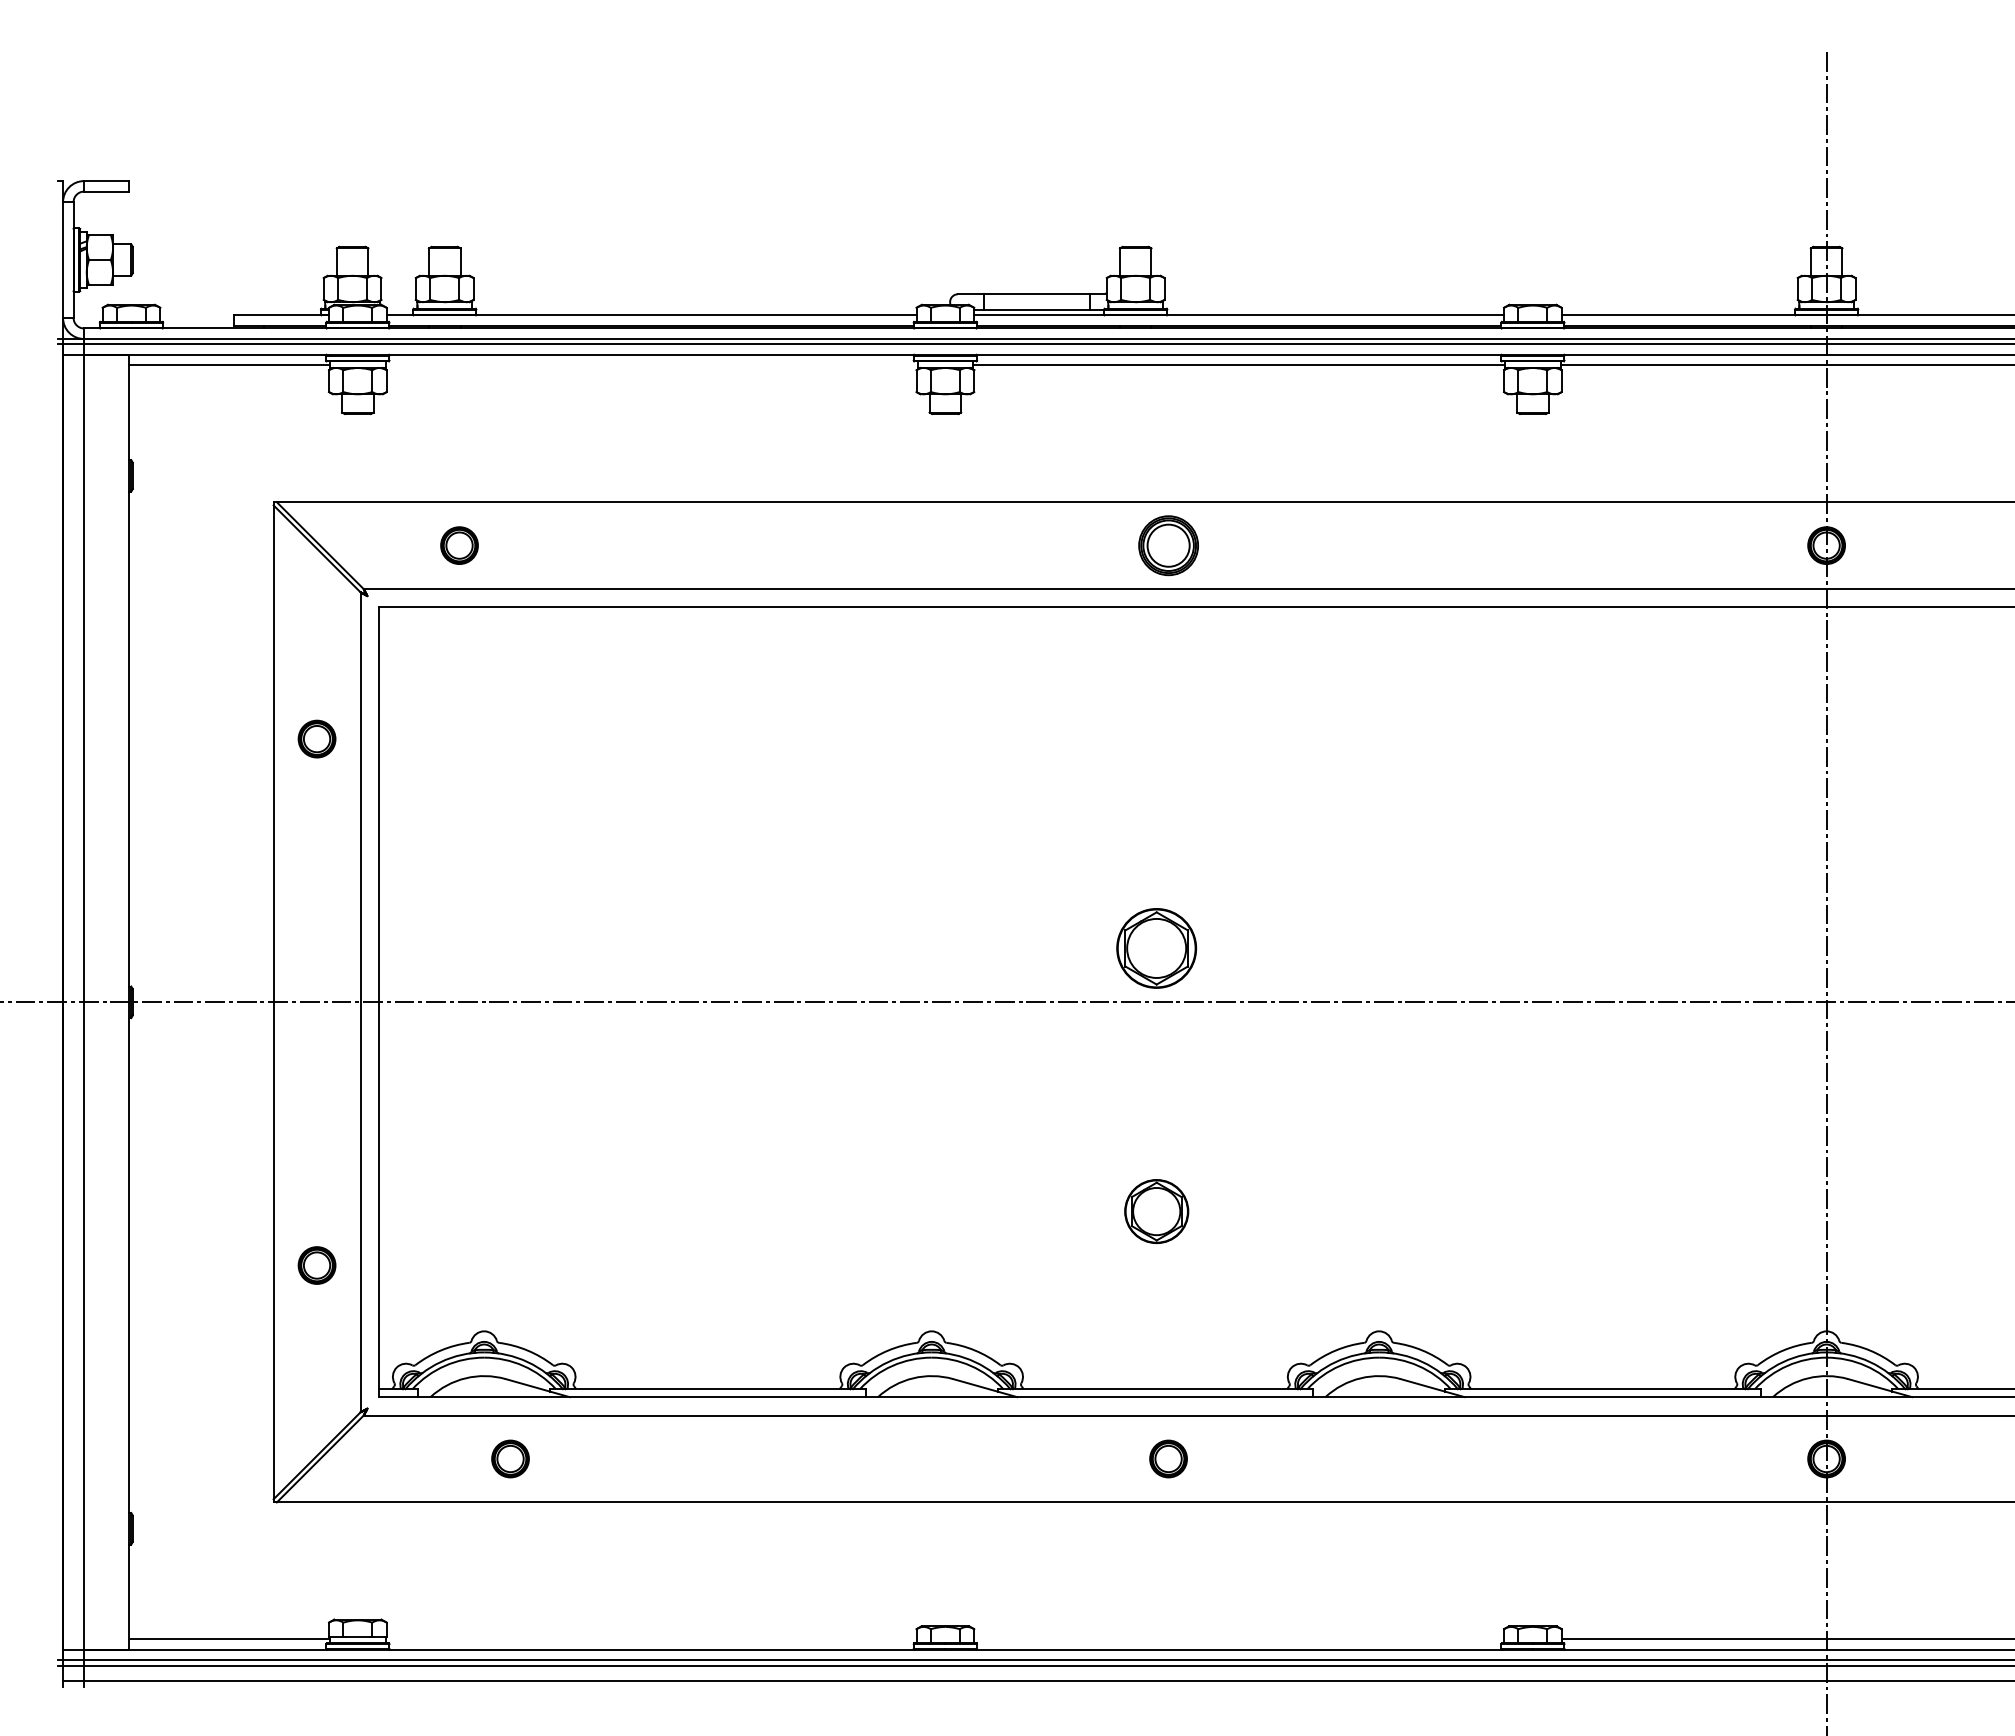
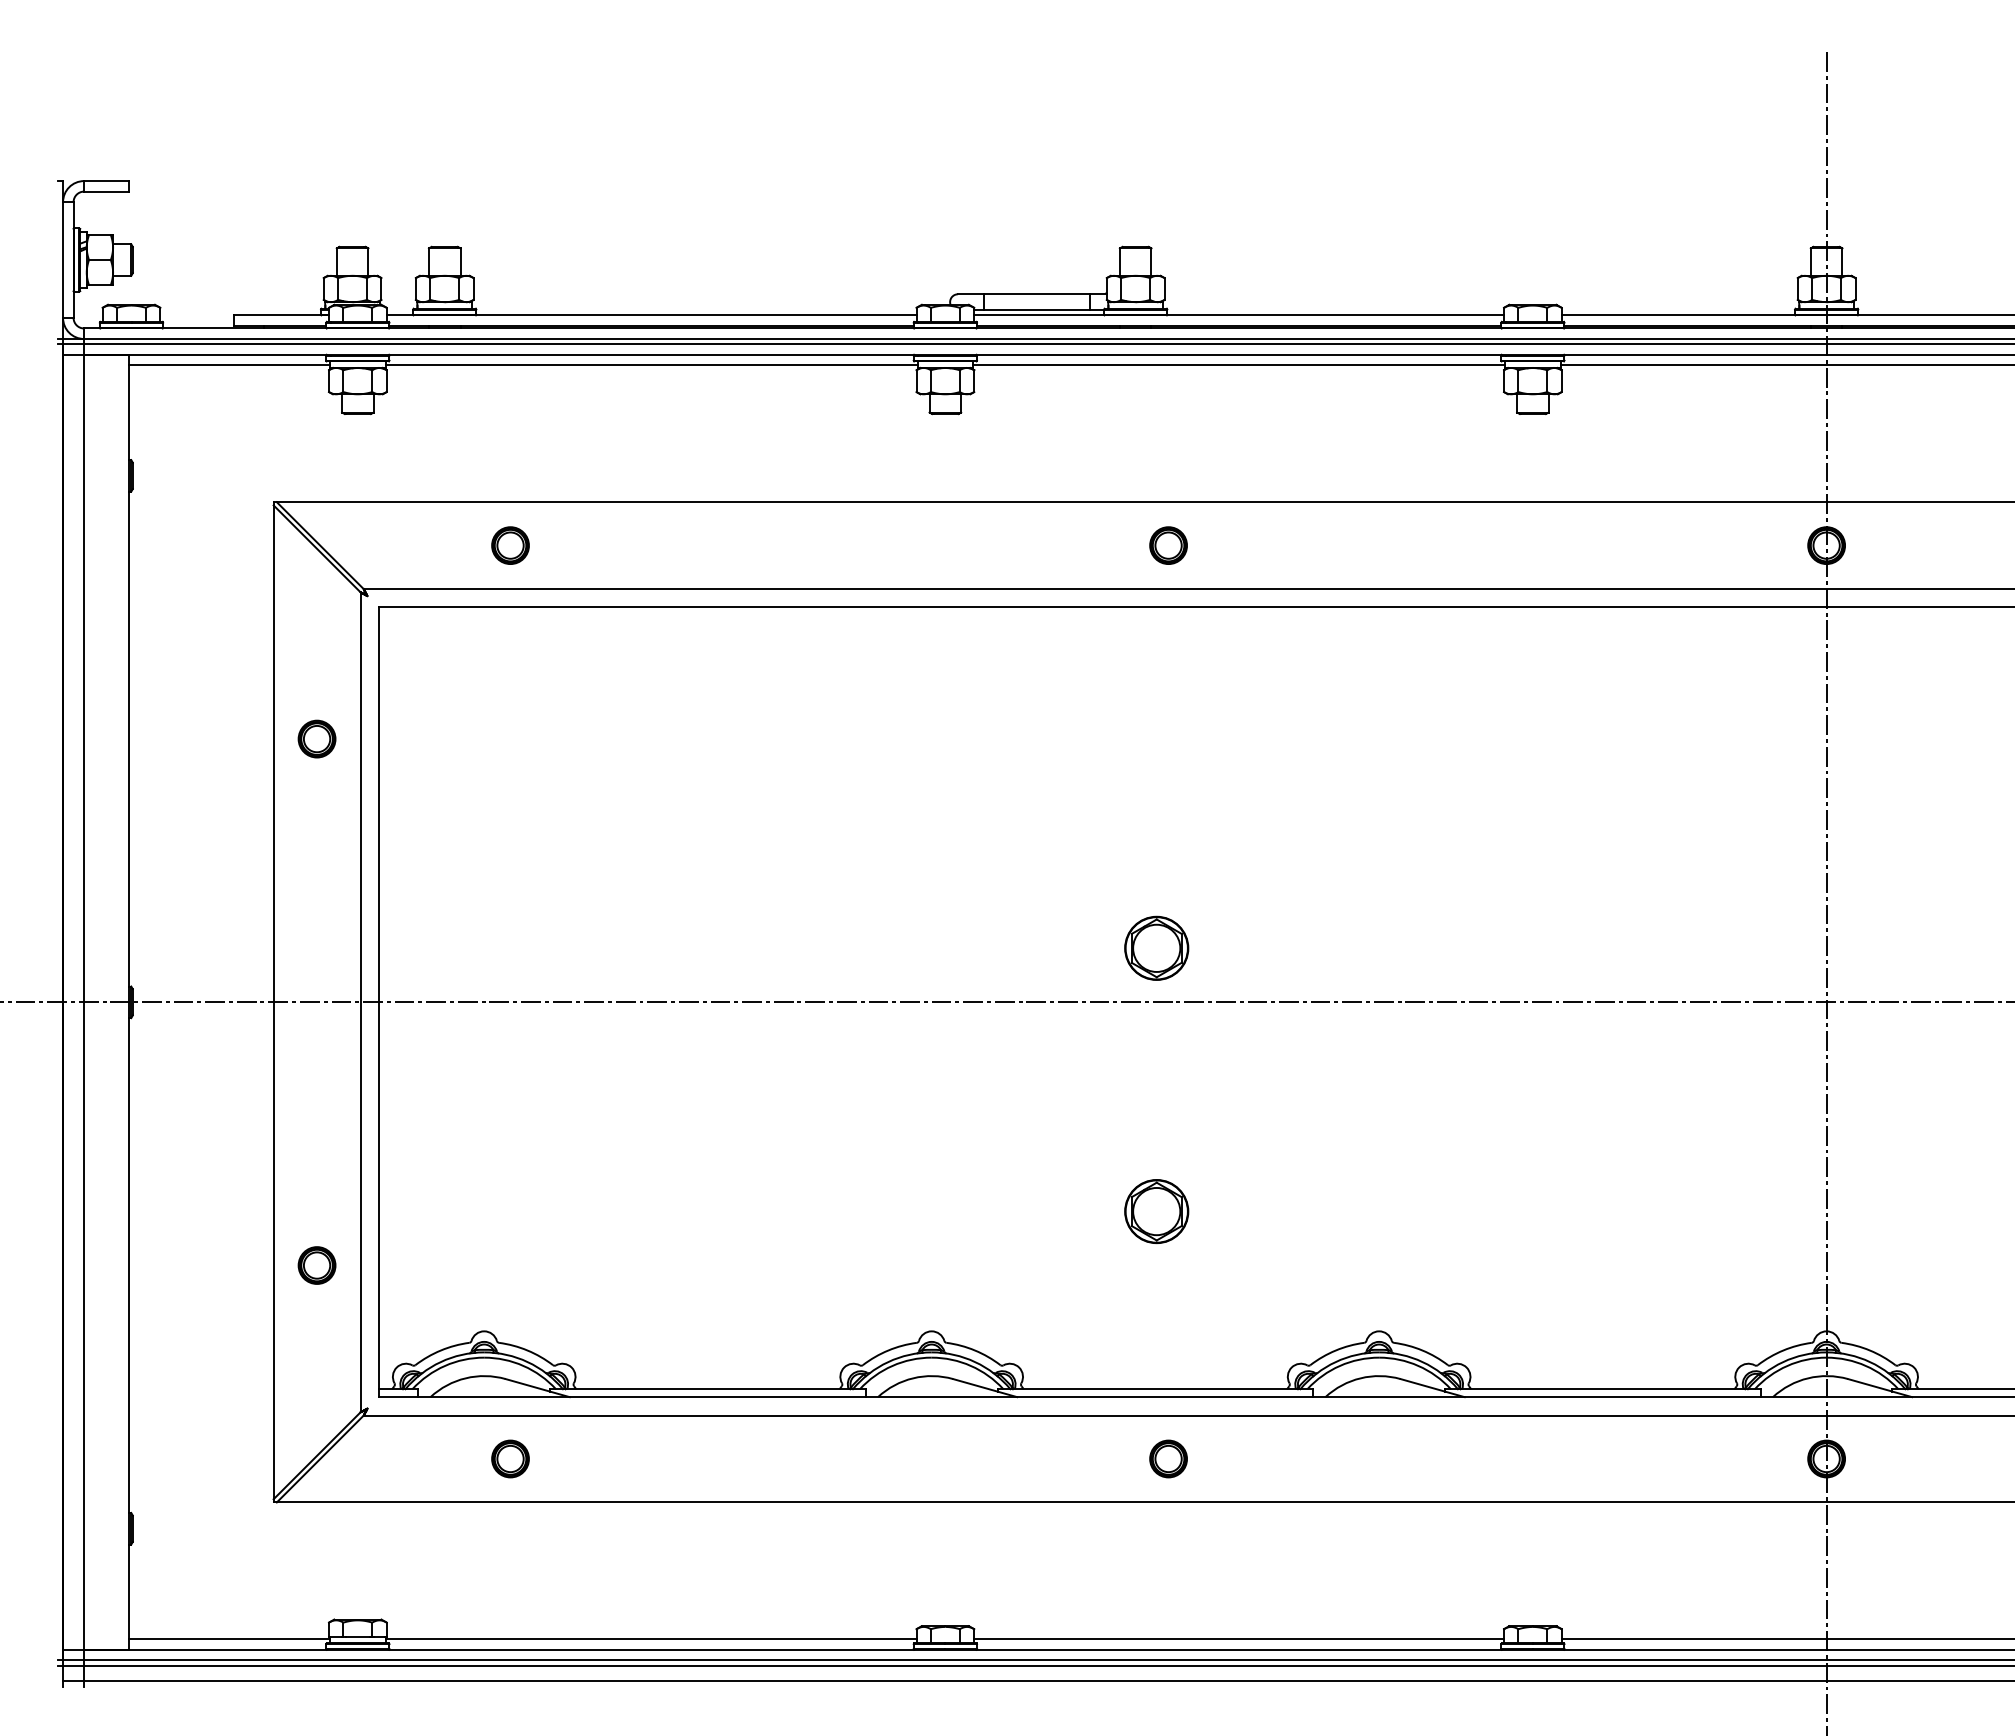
line: none -> present (651, 365)
part position: (459, 545) -> (510, 545) (510, 545)
part size: 61x62 px -> 39x39 px (1168, 545)
part size: 82x81 px -> 66x66 px (1156, 947)
line: none -> present (650, 1639)
line: none -> present (1239, 1639)
